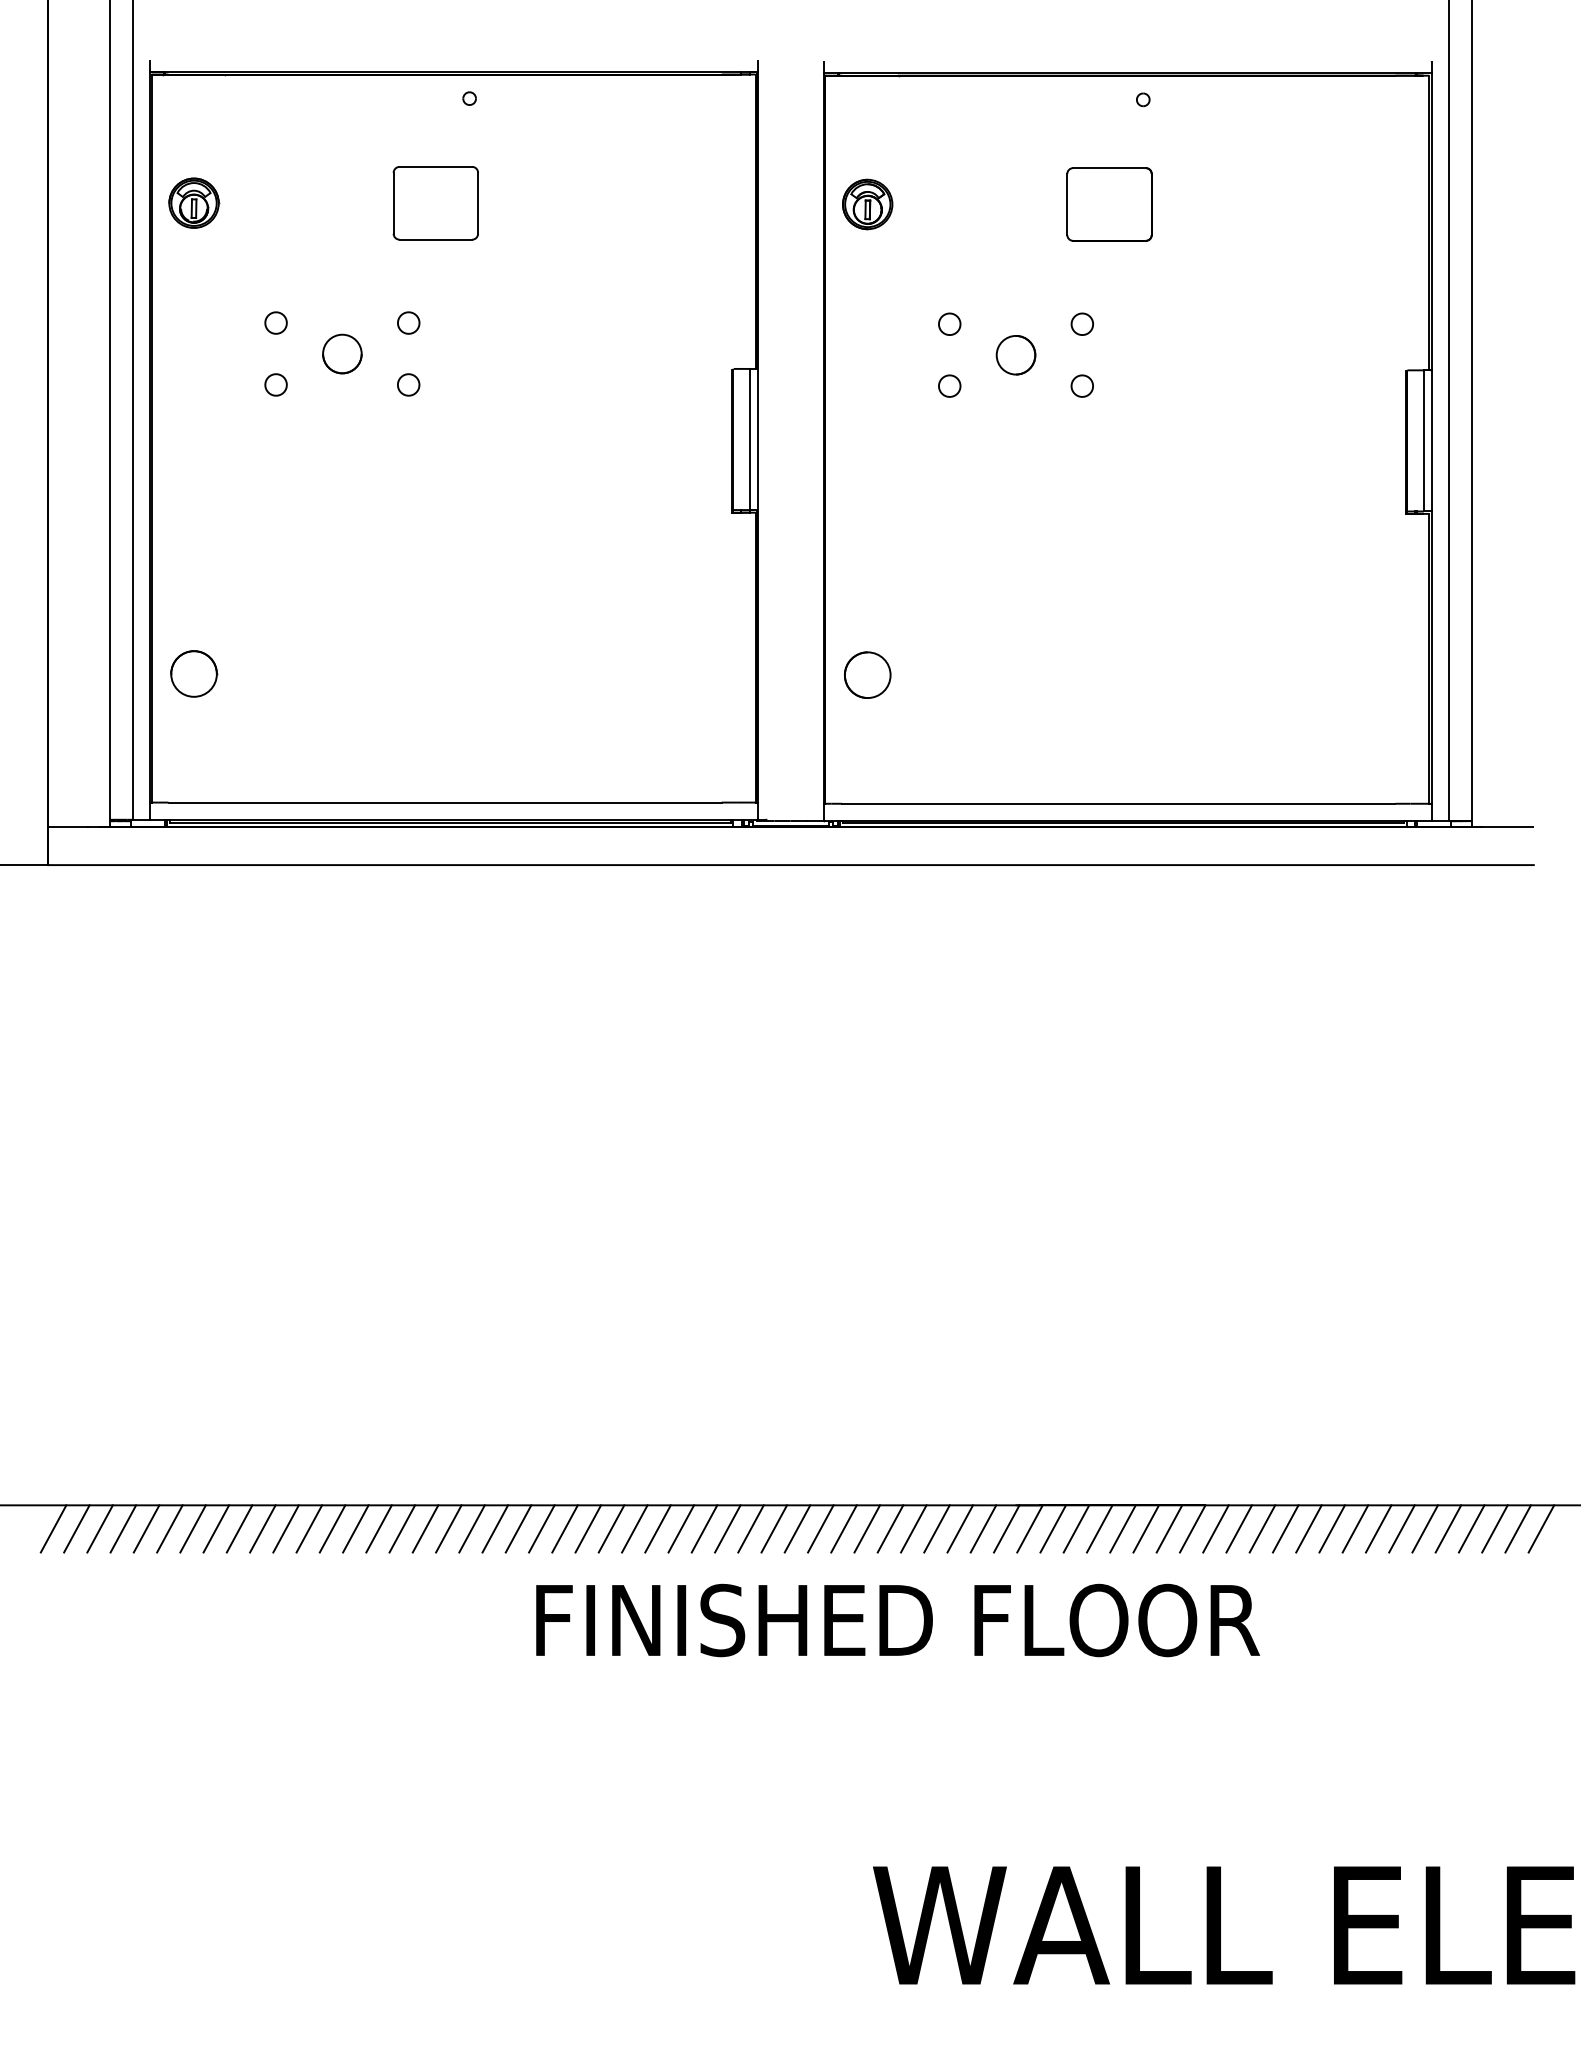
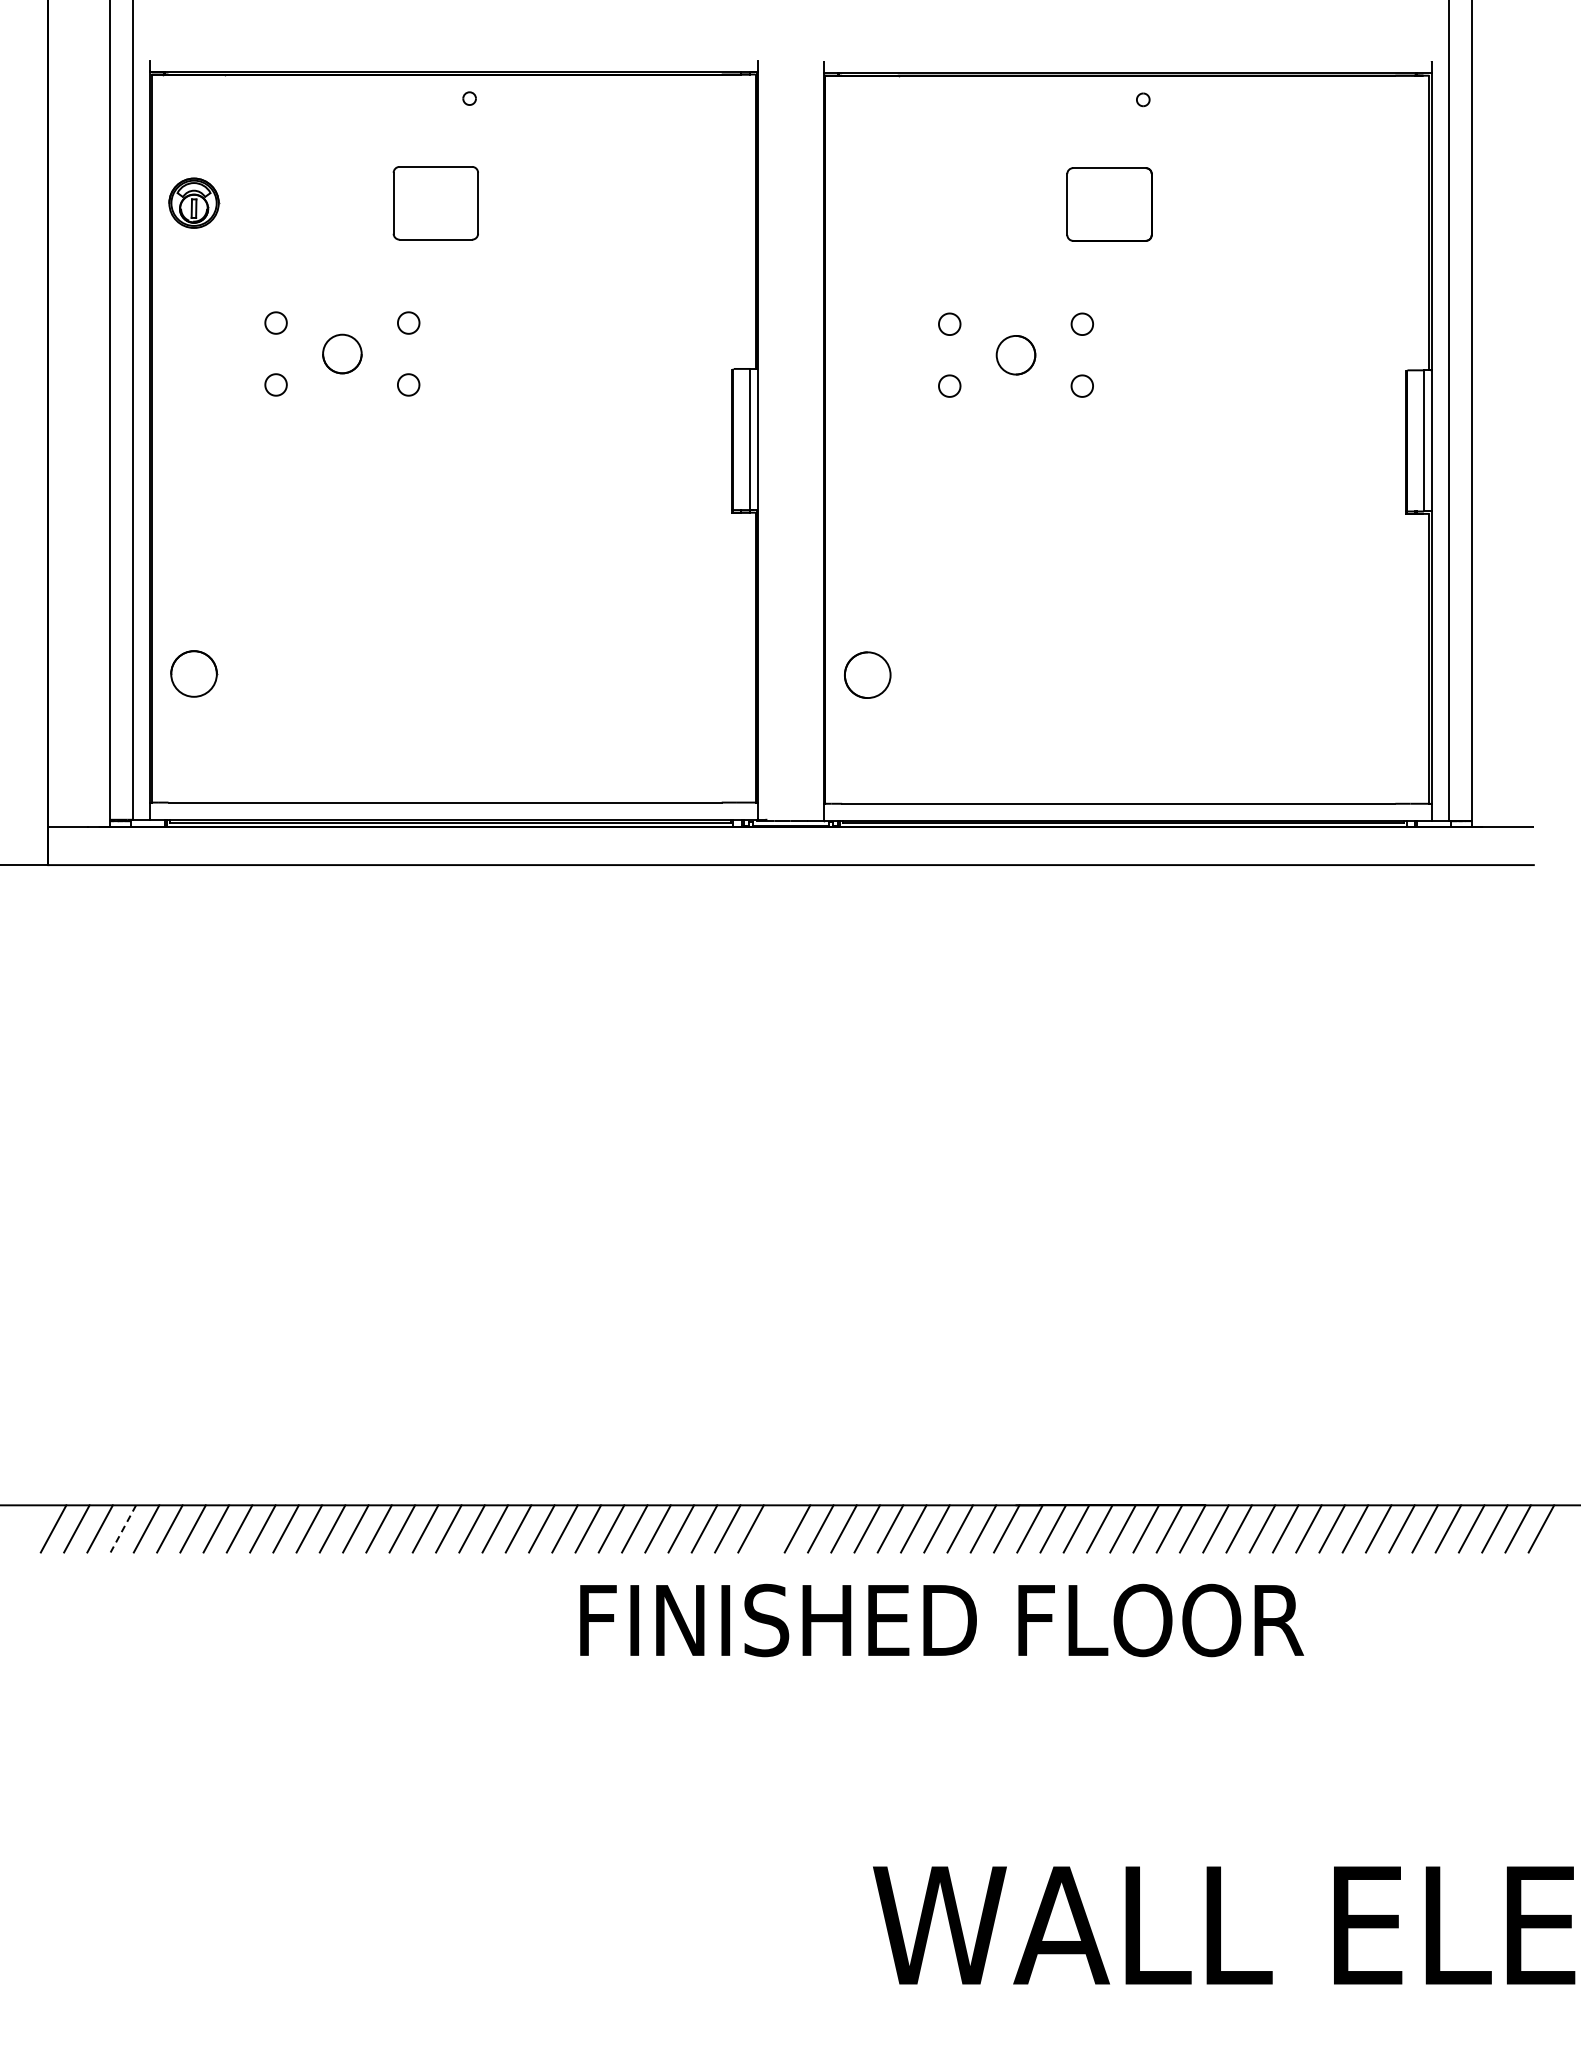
part: present -> none (867, 204)
line: solid -> dashed (123, 1528)
line: present -> none (774, 1528)
text position: (897, 1620) -> (941, 1620) (941, 1620)
